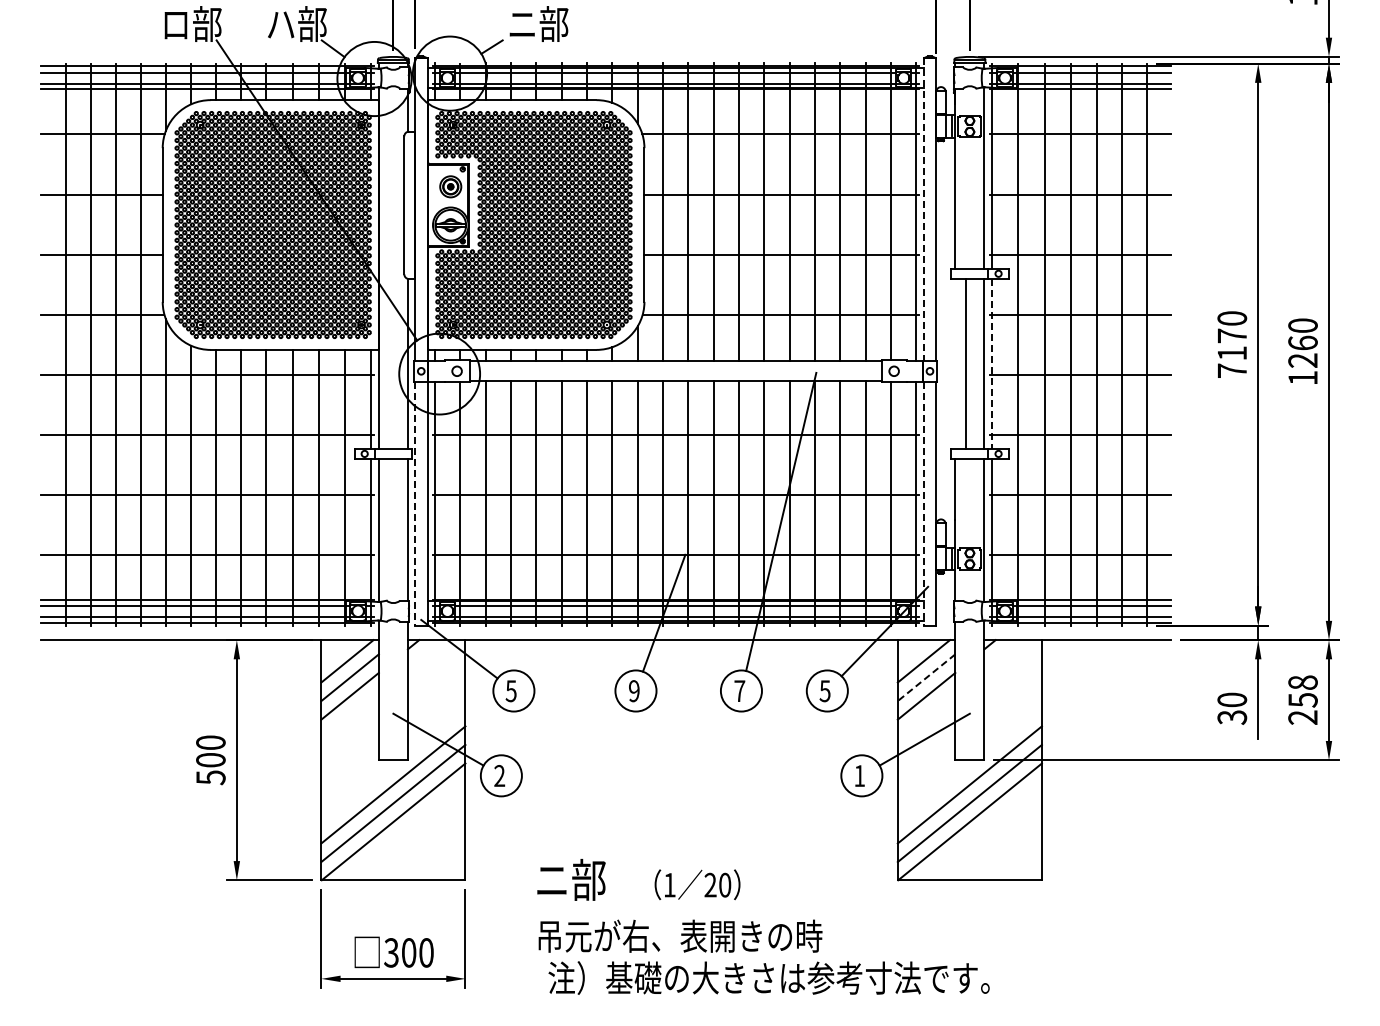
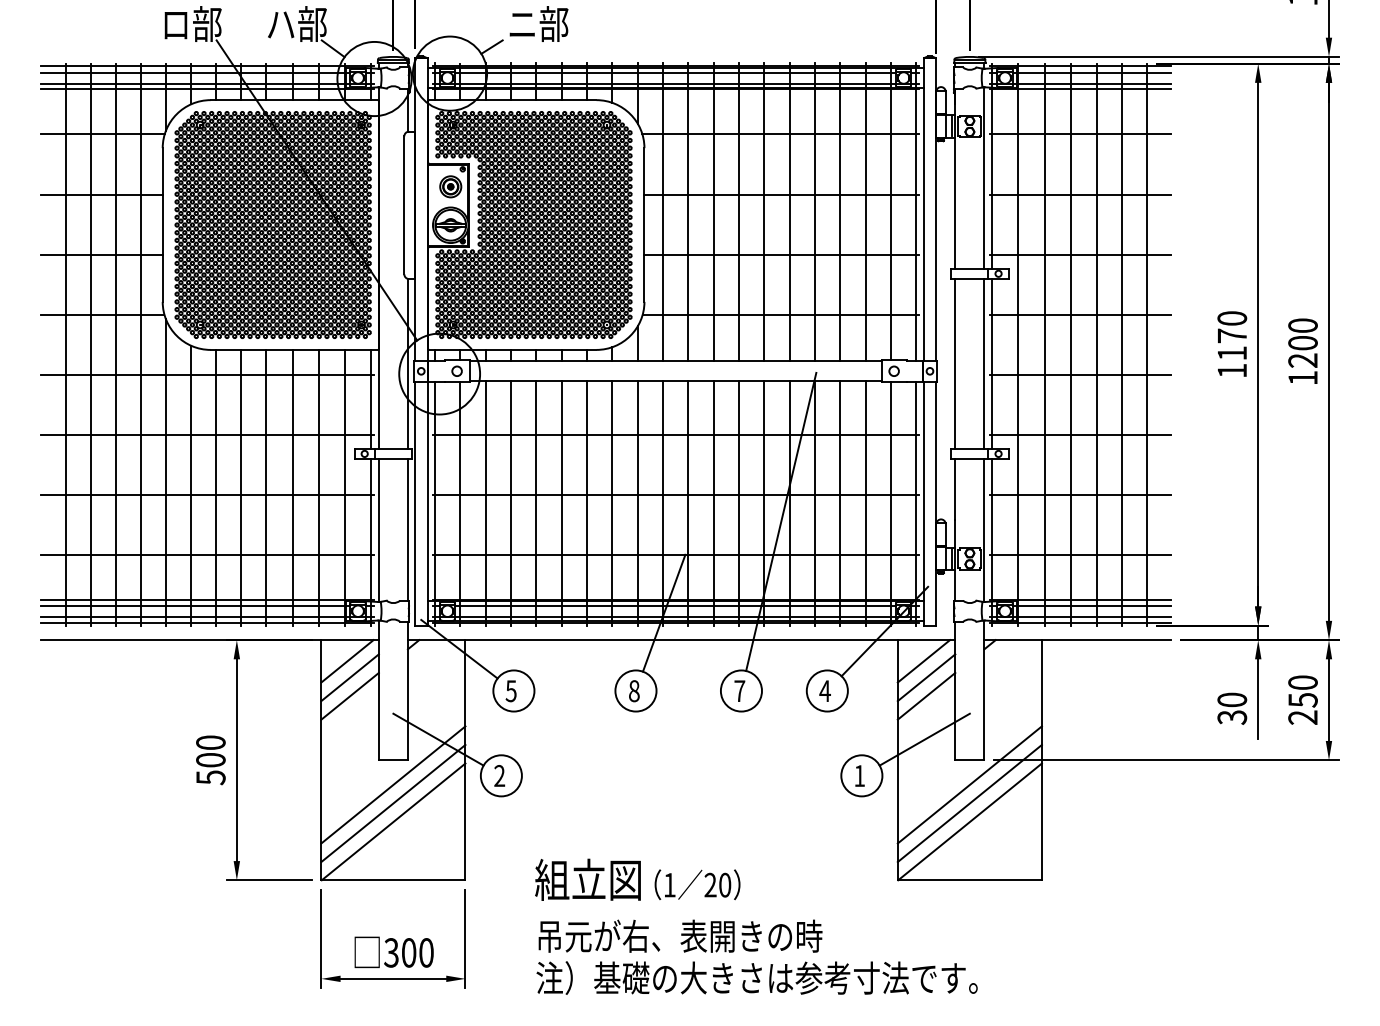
line: dashed -> solid (923, 210)
text: 1260 -> 1200 (1302, 342)
line position: (966, 363) -> (955, 363) (955, 363)
line: dashed -> solid (992, 364)
text: 7170 -> 1170 (1231, 370)
line: dashed -> solid (415, 504)
line: dashed -> solid (923, 504)
line: dashed -> solid (926, 678)
text: 258 -> 250 (1302, 682)
text: 9 -> 8 (634, 691)
text: 5 -> 4 (824, 691)
text: ニ部 -> 組立図 (587, 879)
text position: (768, 977) -> (756, 977) (756, 977)
